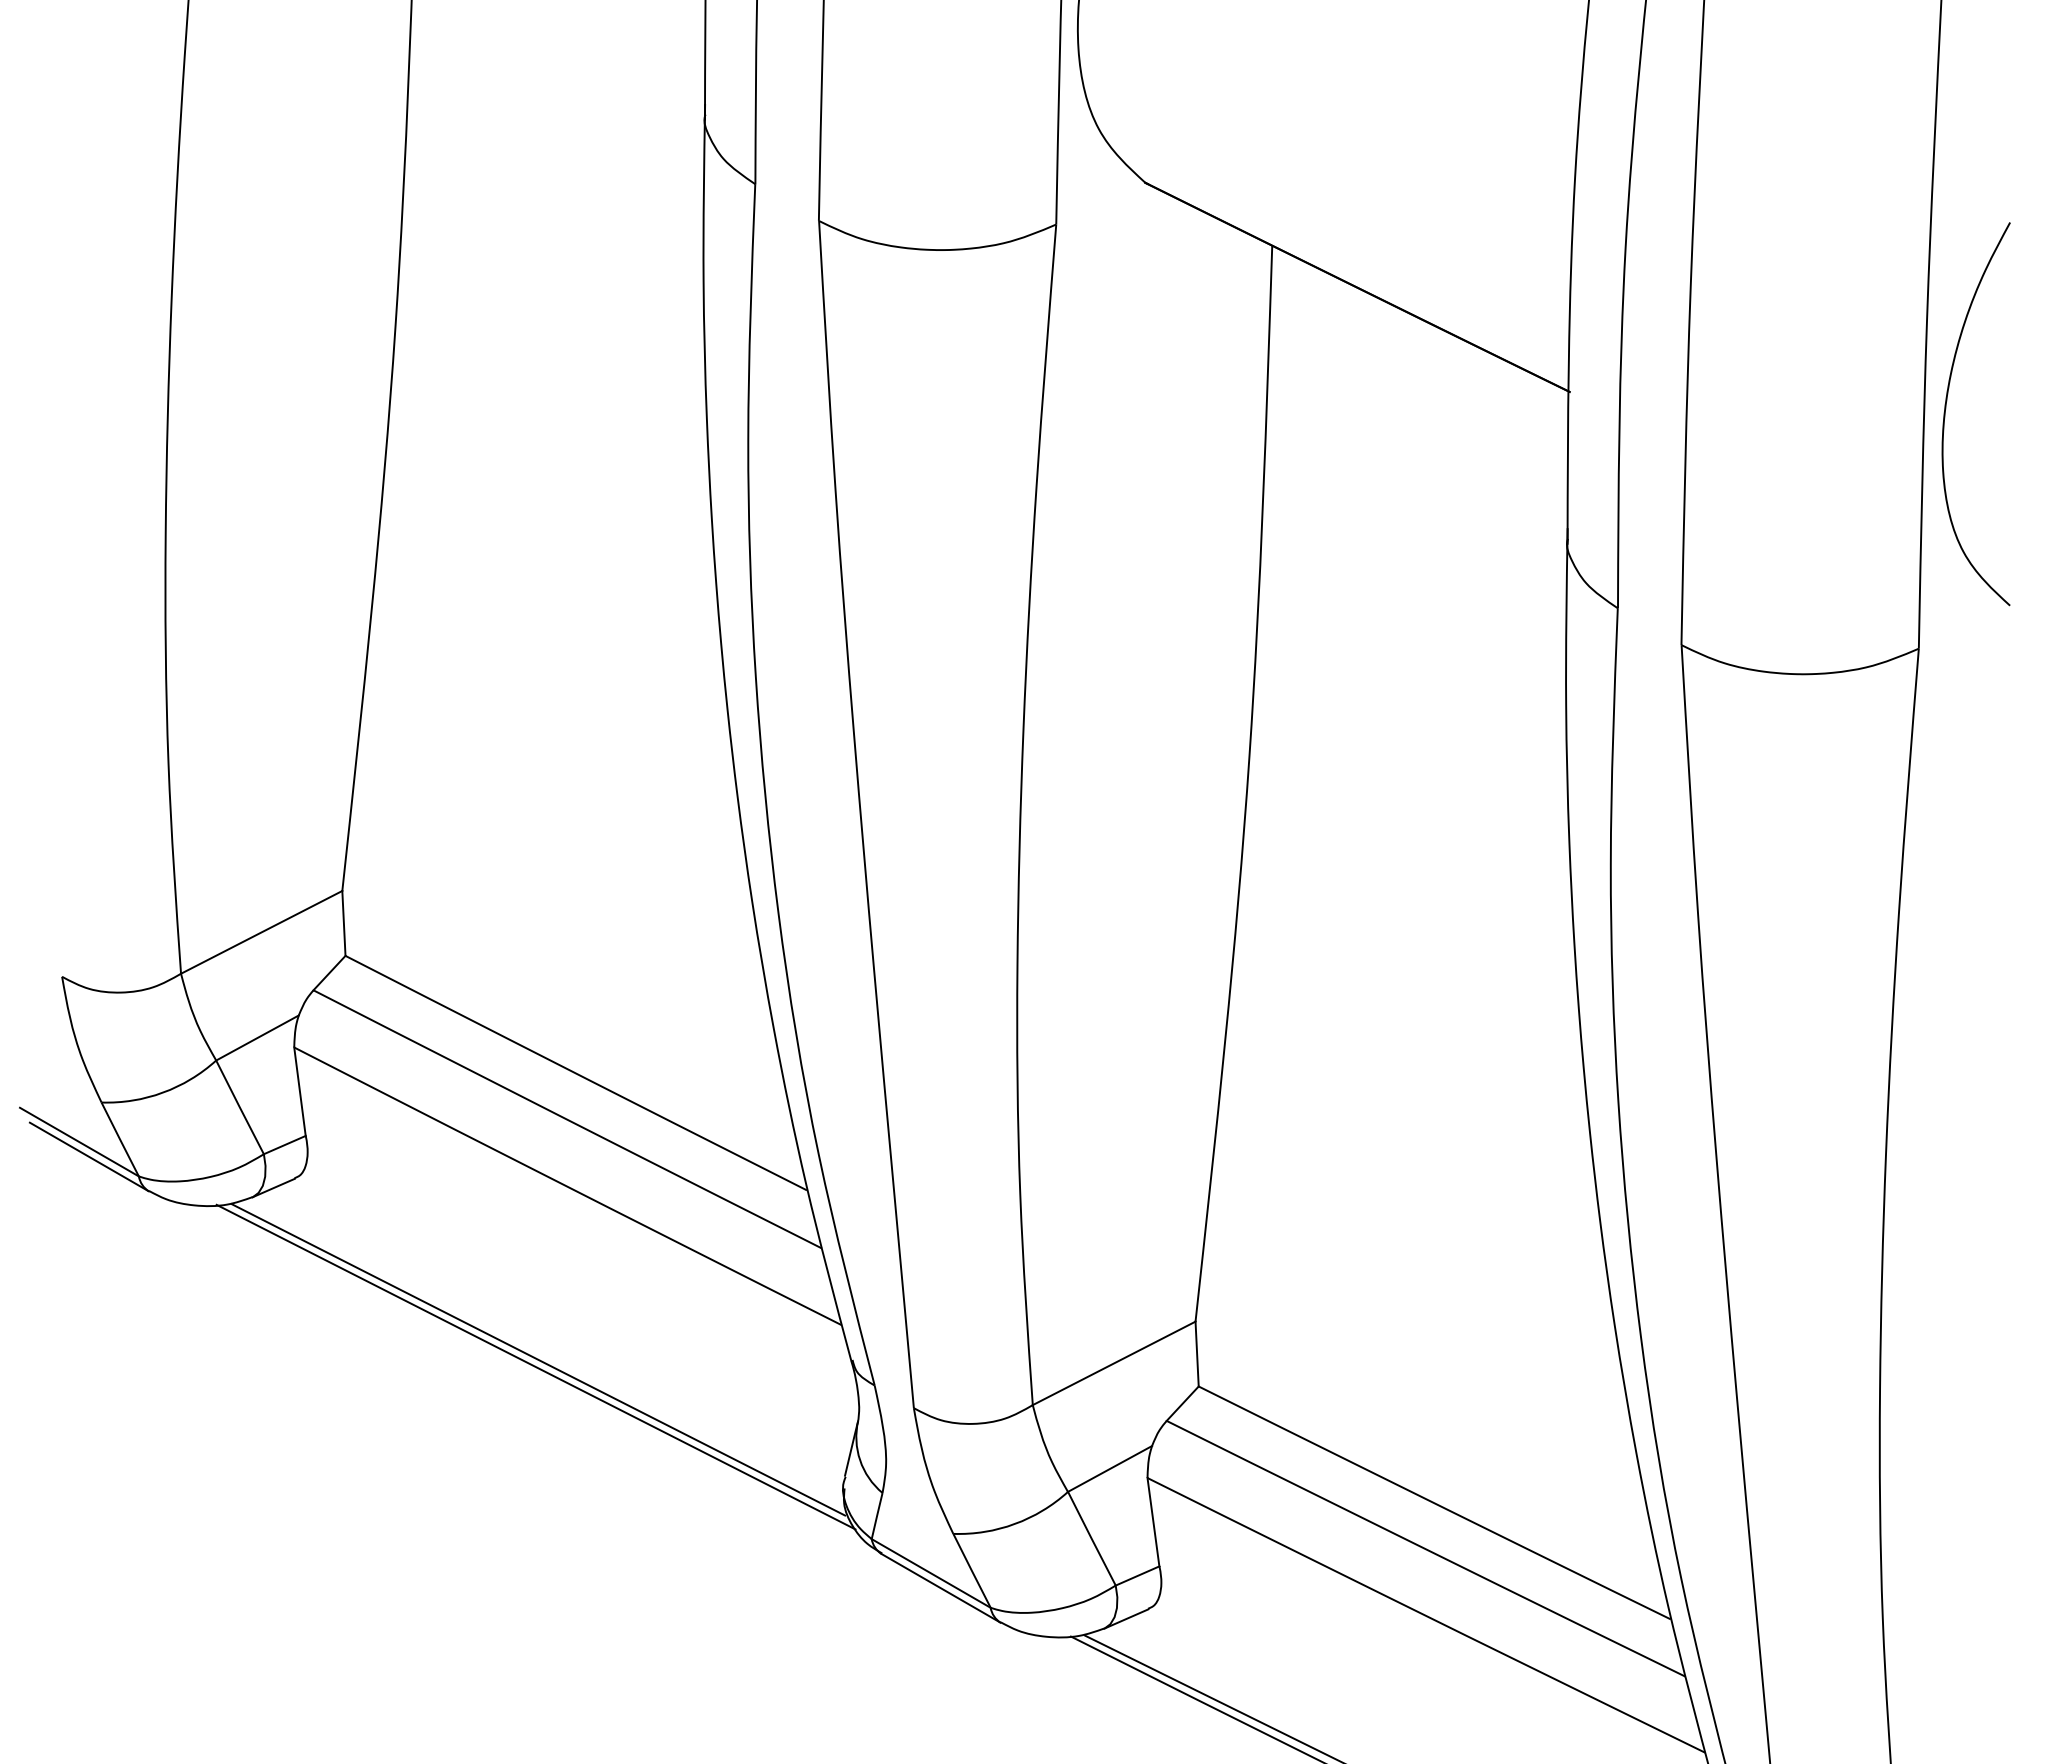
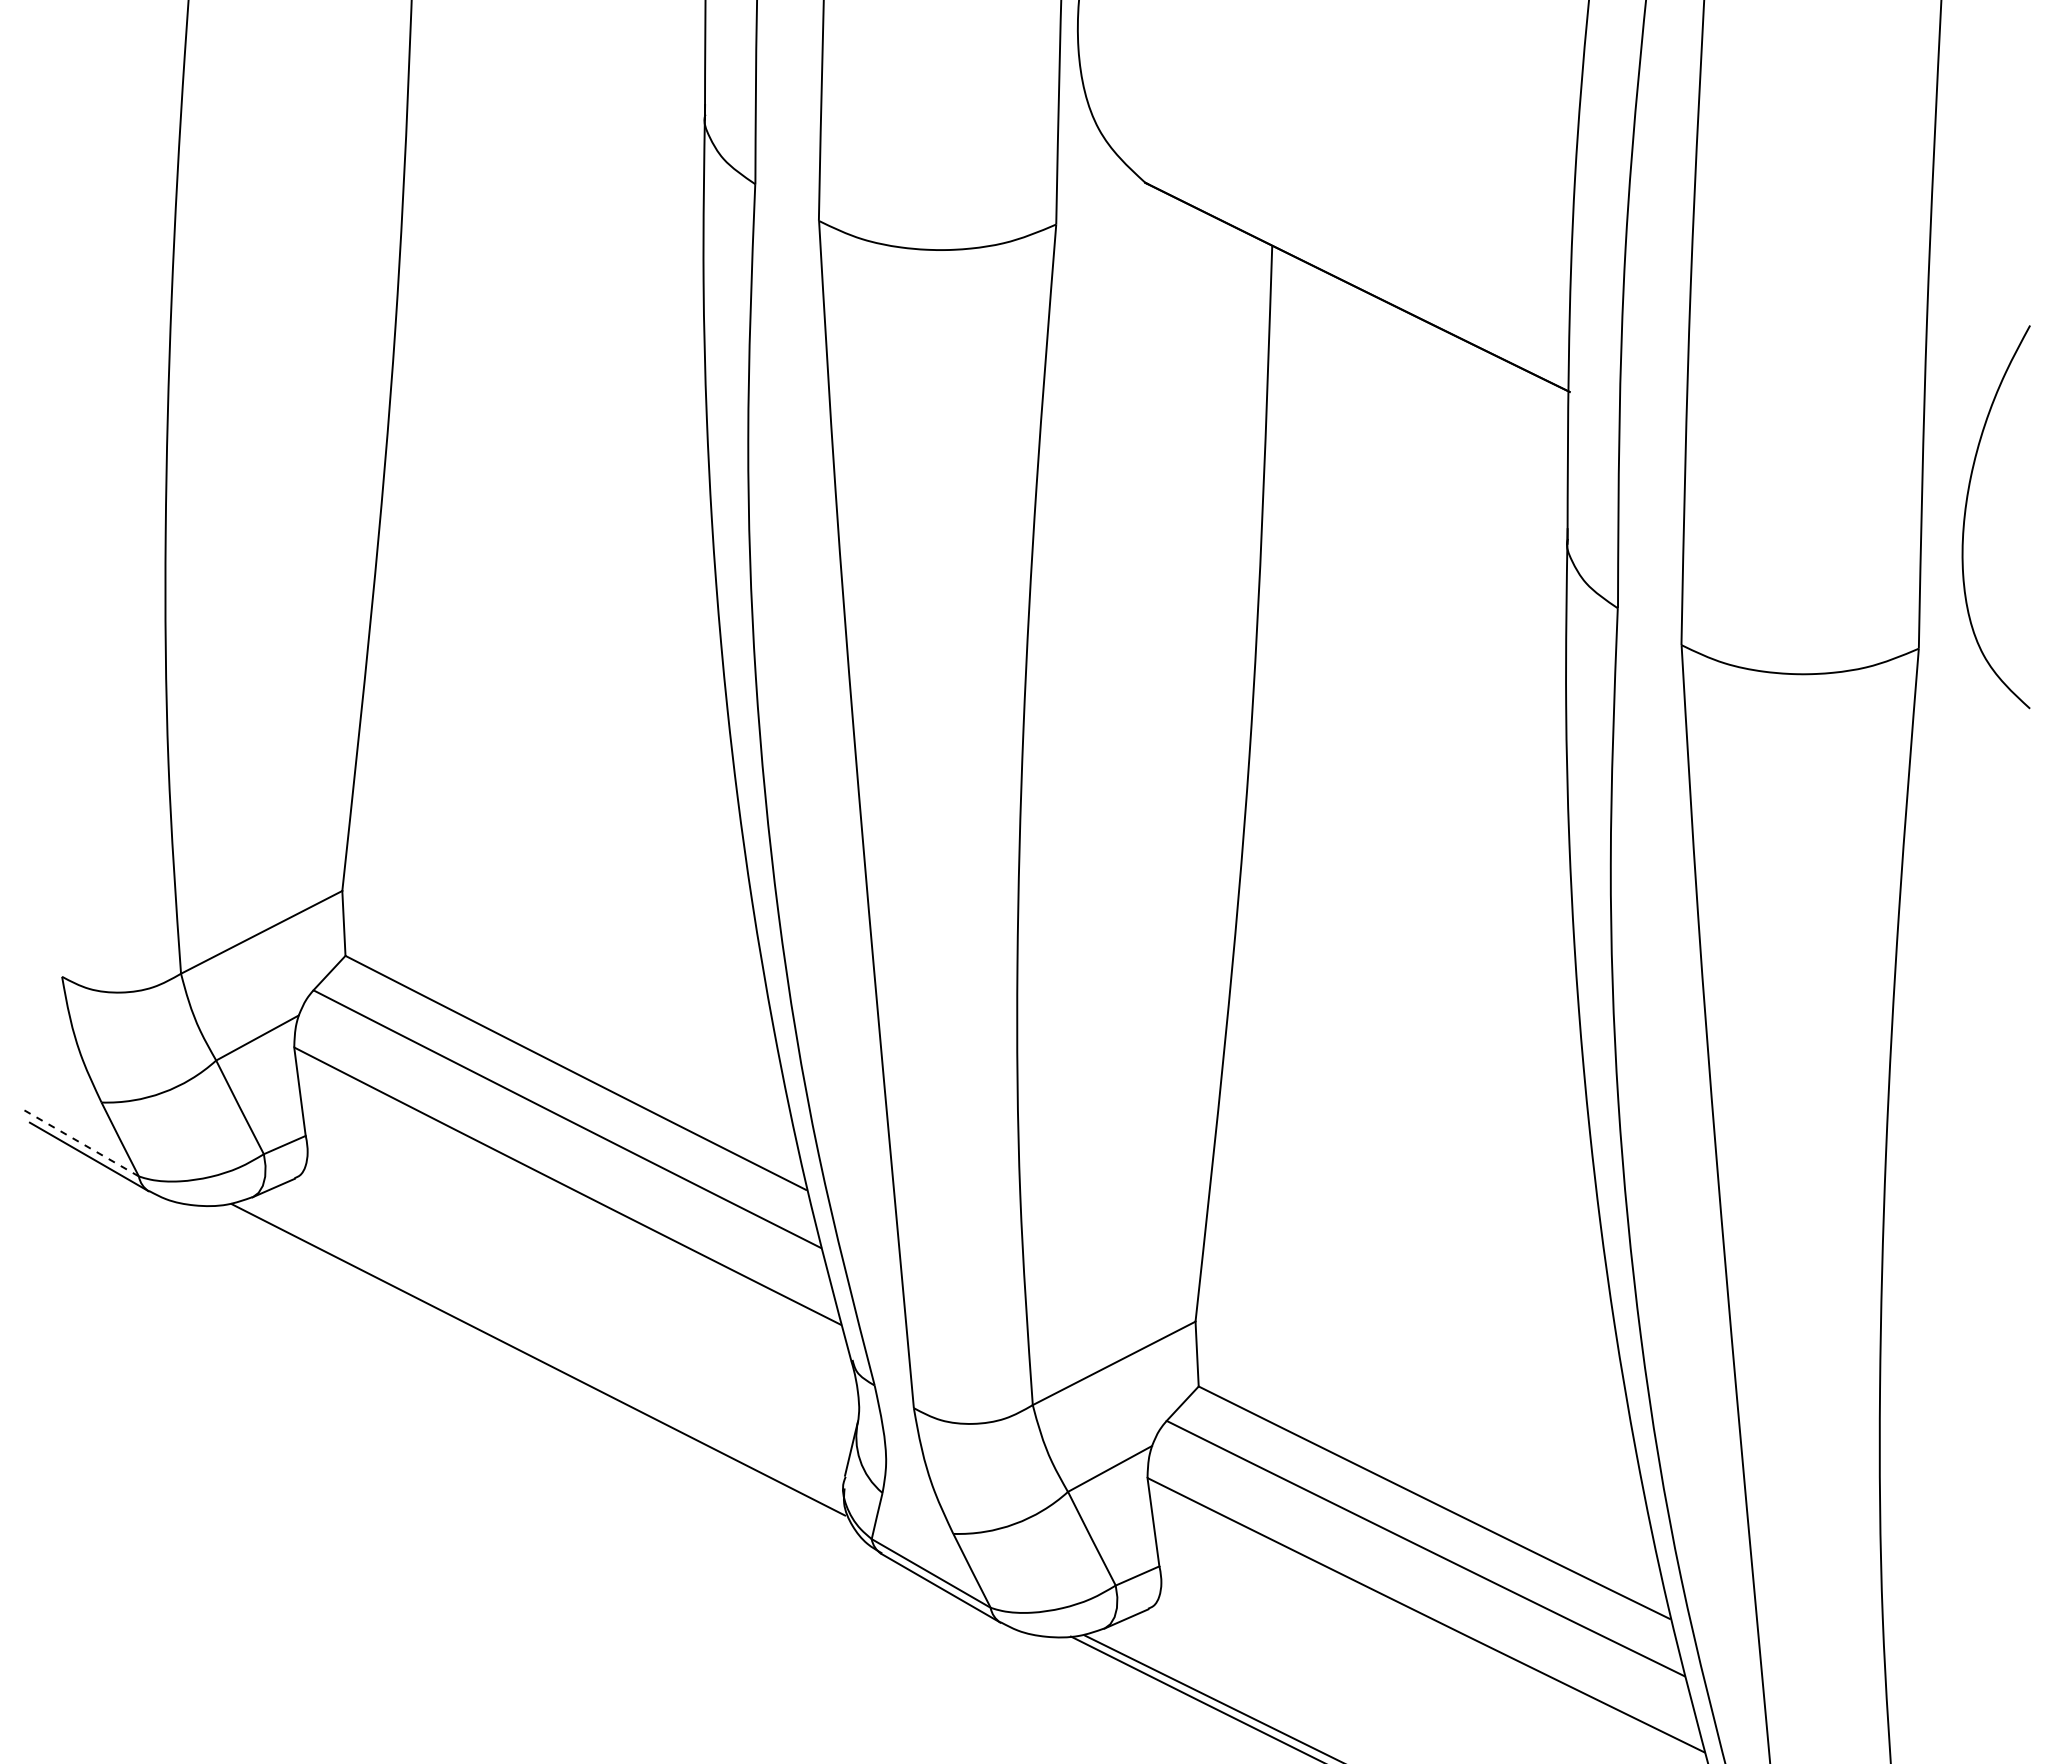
curve position: (1946, 408) -> (1966, 511) (1966, 511)
line: solid -> dashed (79, 1142)
line: present -> none (535, 1366)
